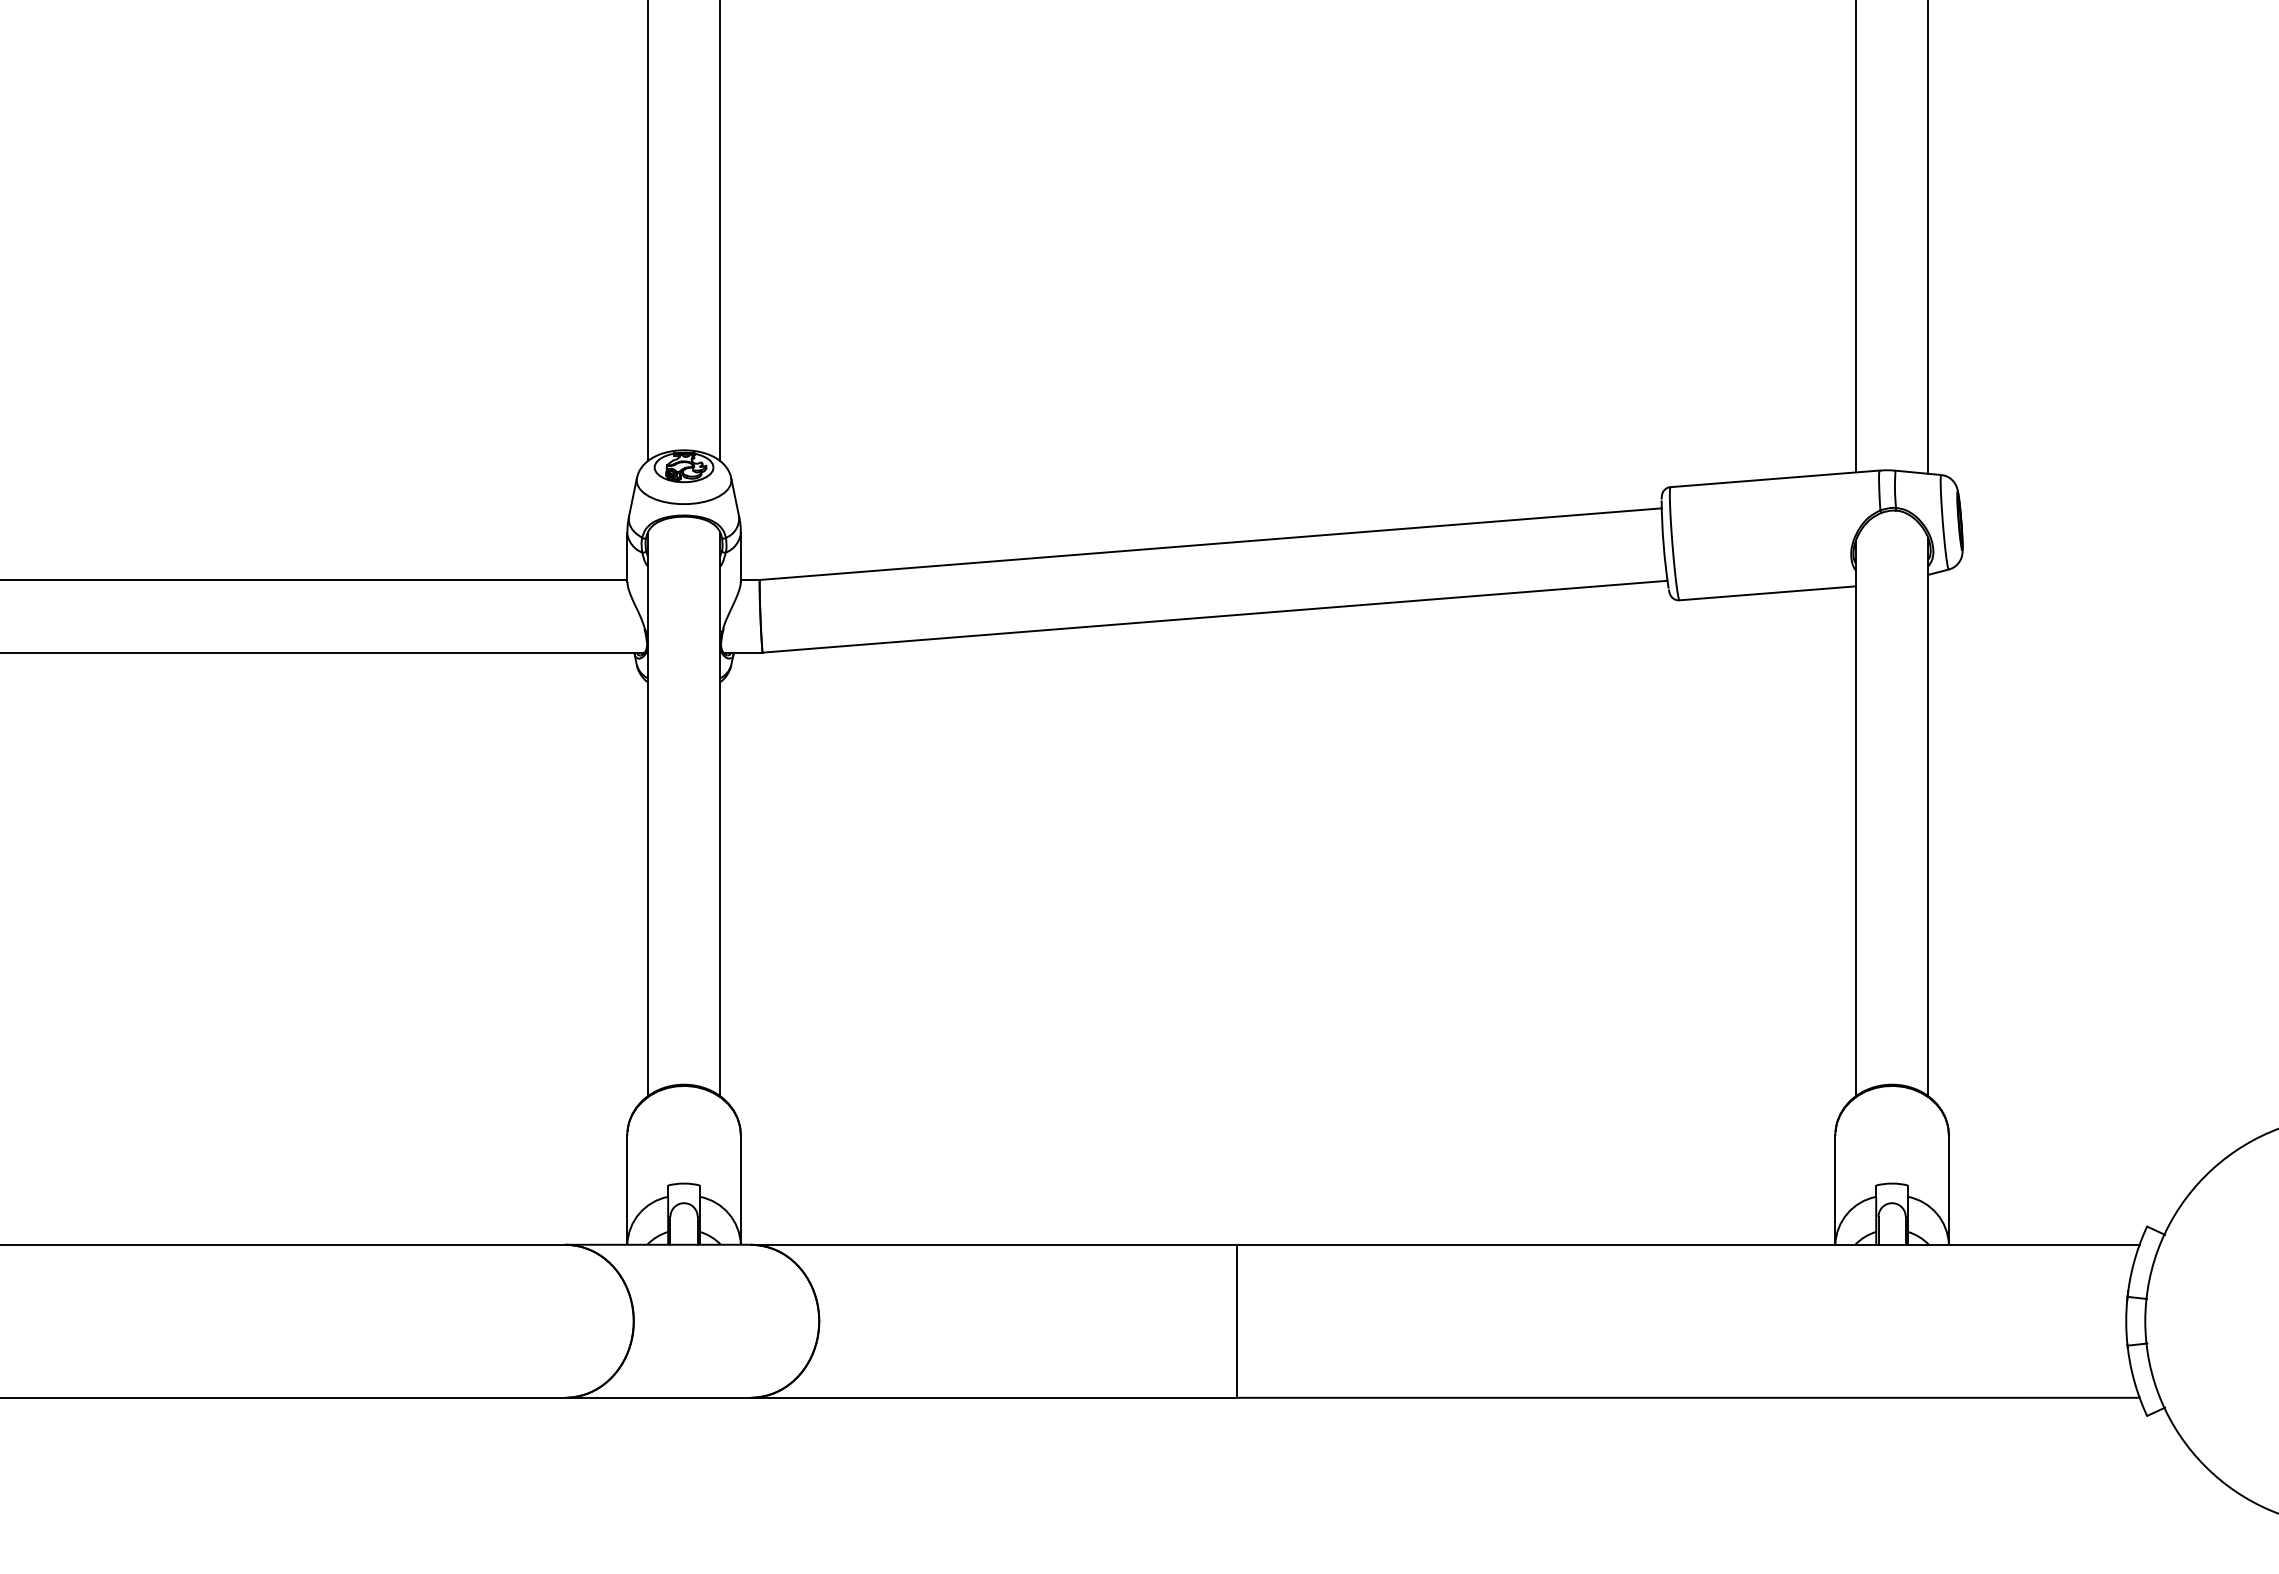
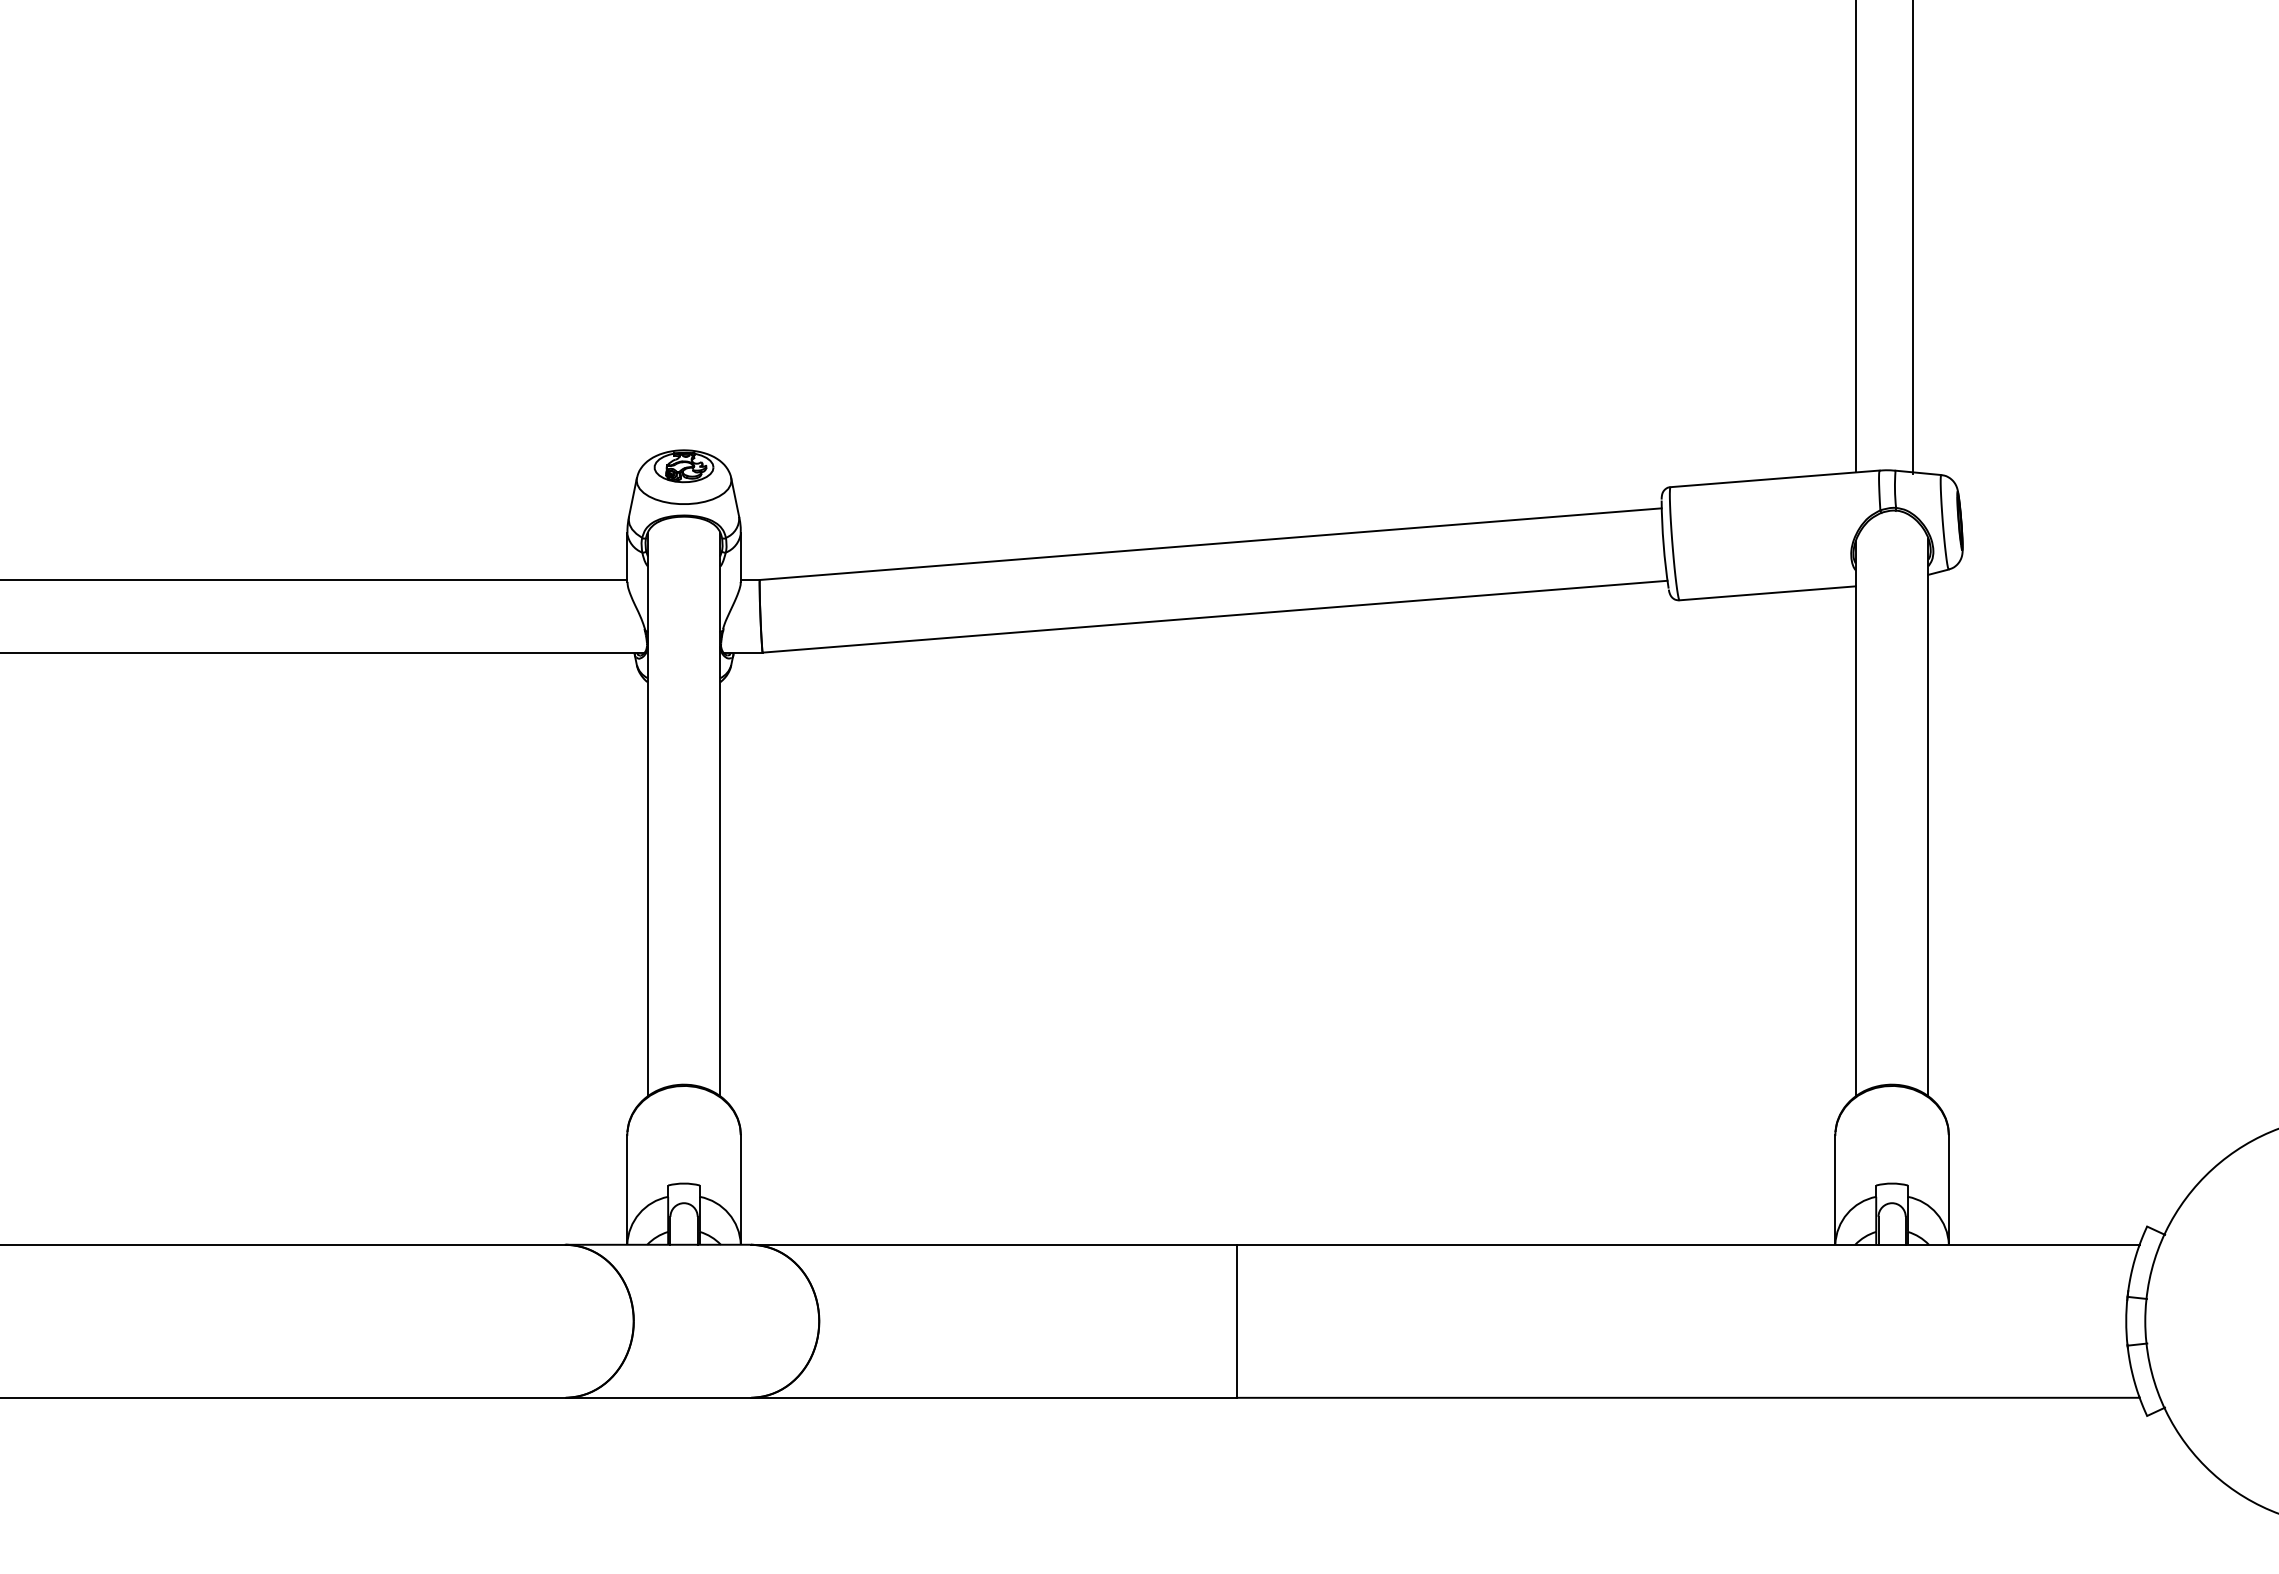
line: present -> none (647, 231)
line: present -> none (720, 231)
line position: (1928, 237) -> (1913, 237) (1913, 237)
